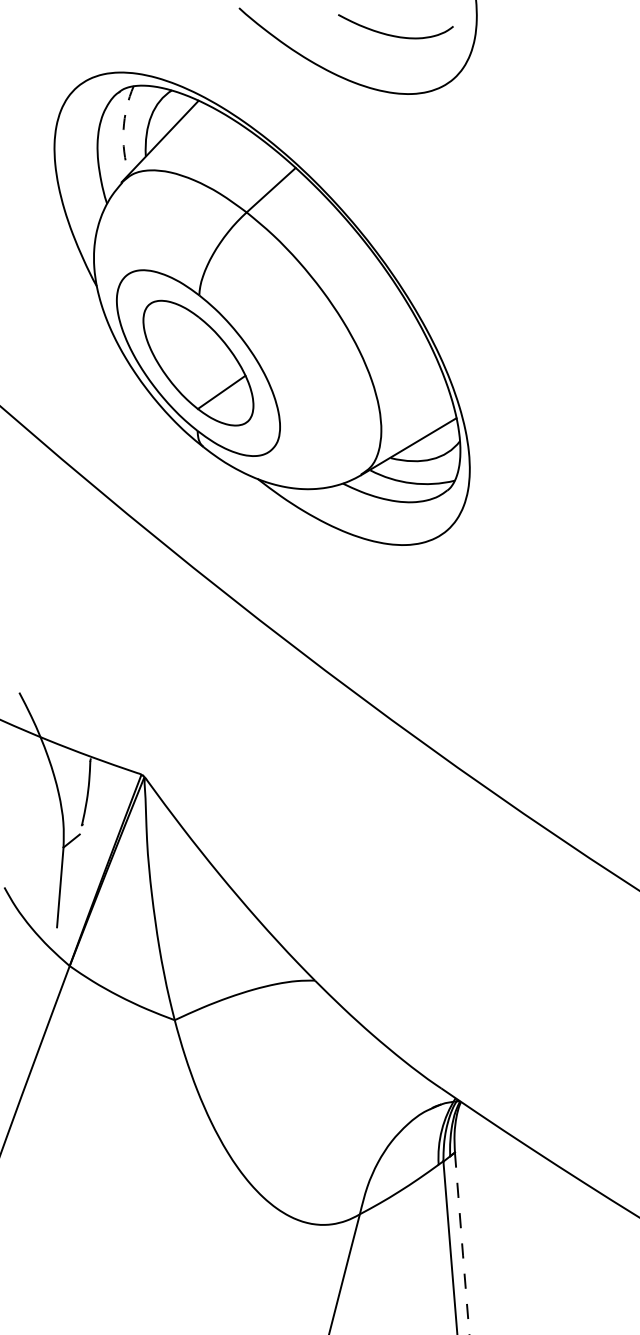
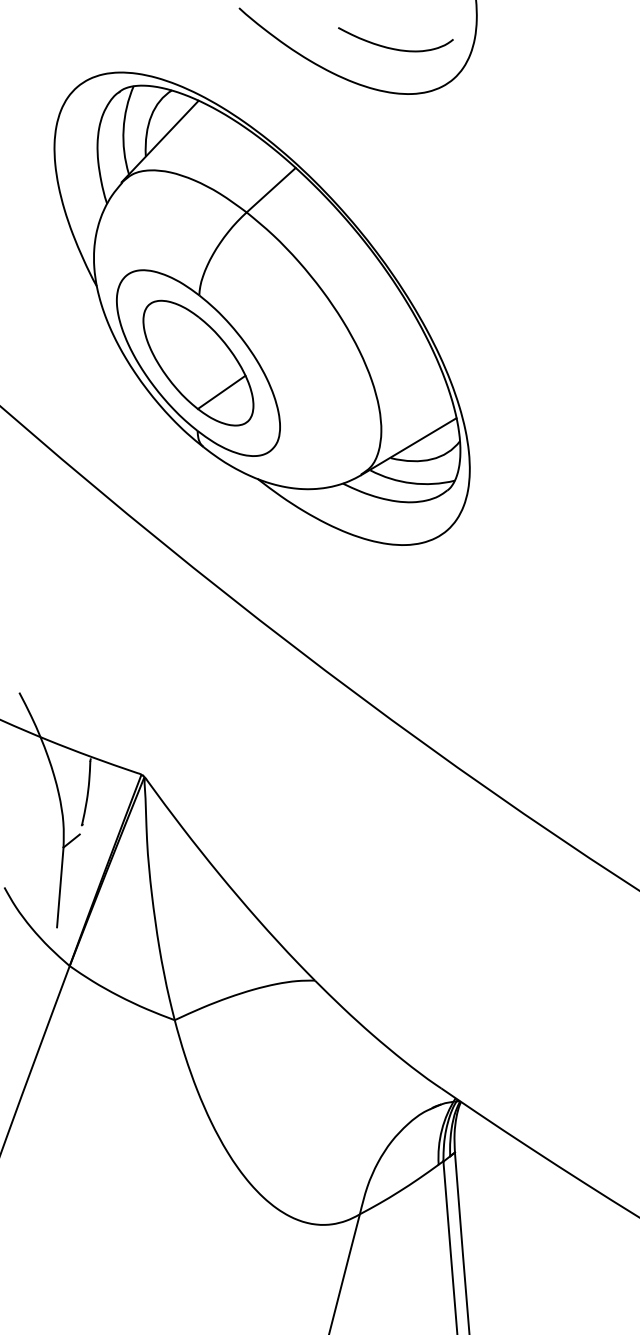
curve position: (391, 34) -> (391, 47) (391, 47)
arc: dashed -> solid (123, 129)
arc: dashed -> solid (462, 1243)
